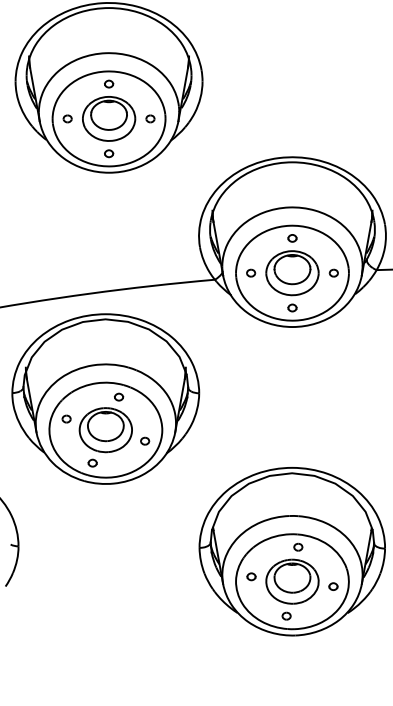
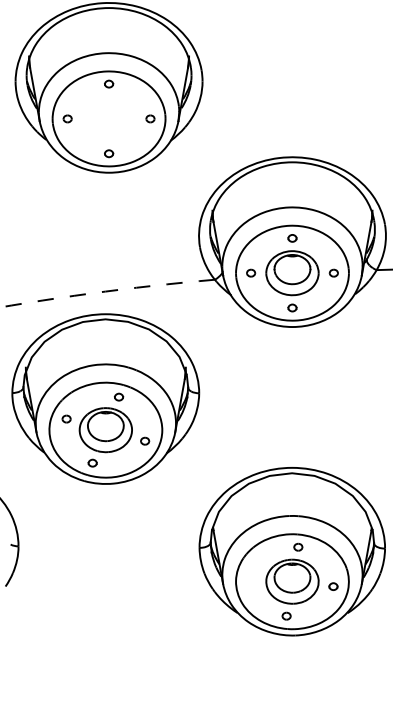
part: present -> none (109, 118)
arc: solid -> dashed (106, 291)
part: present -> none (251, 576)
